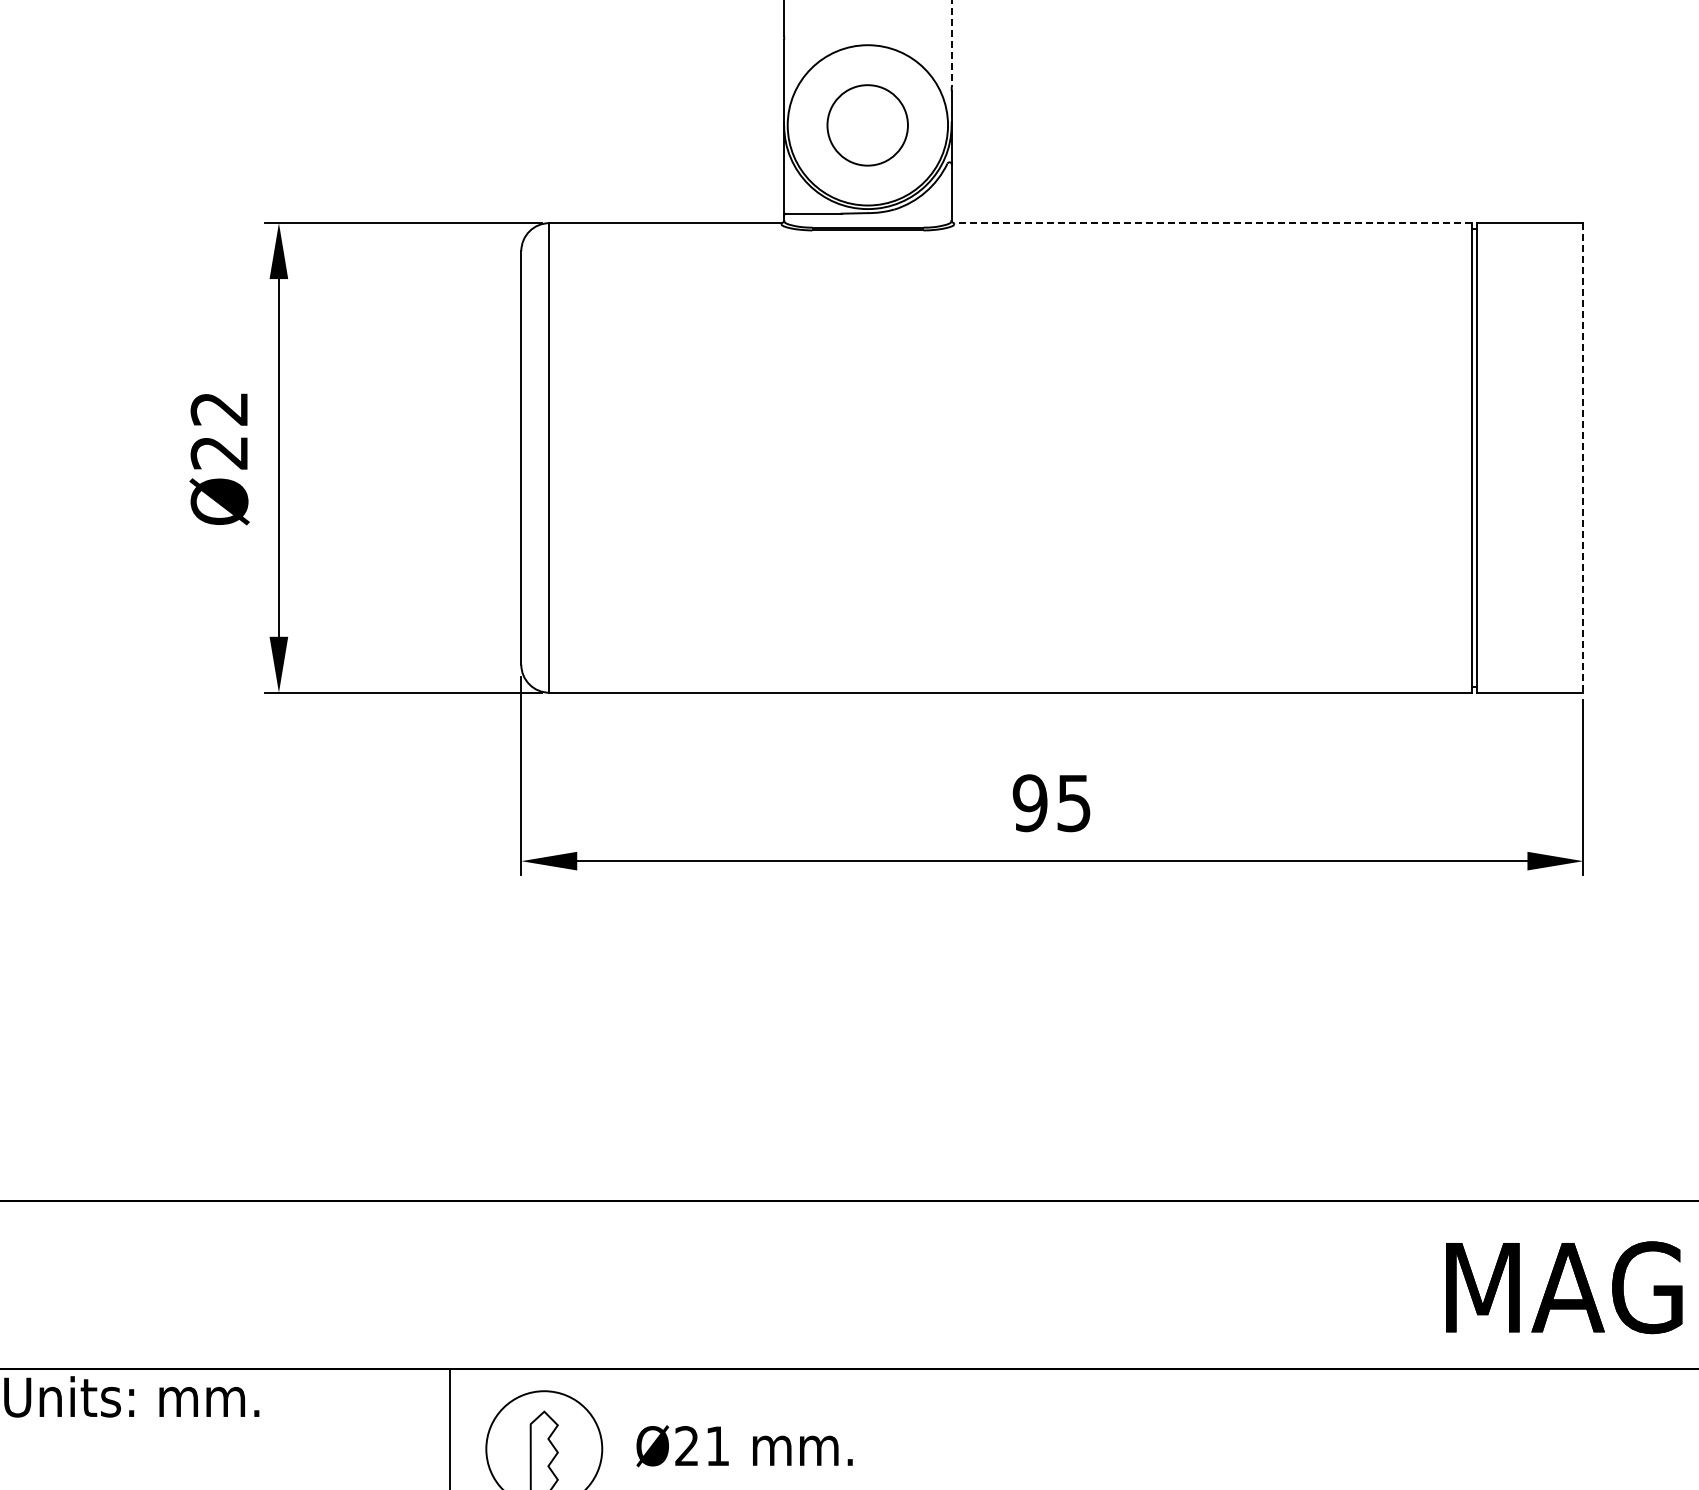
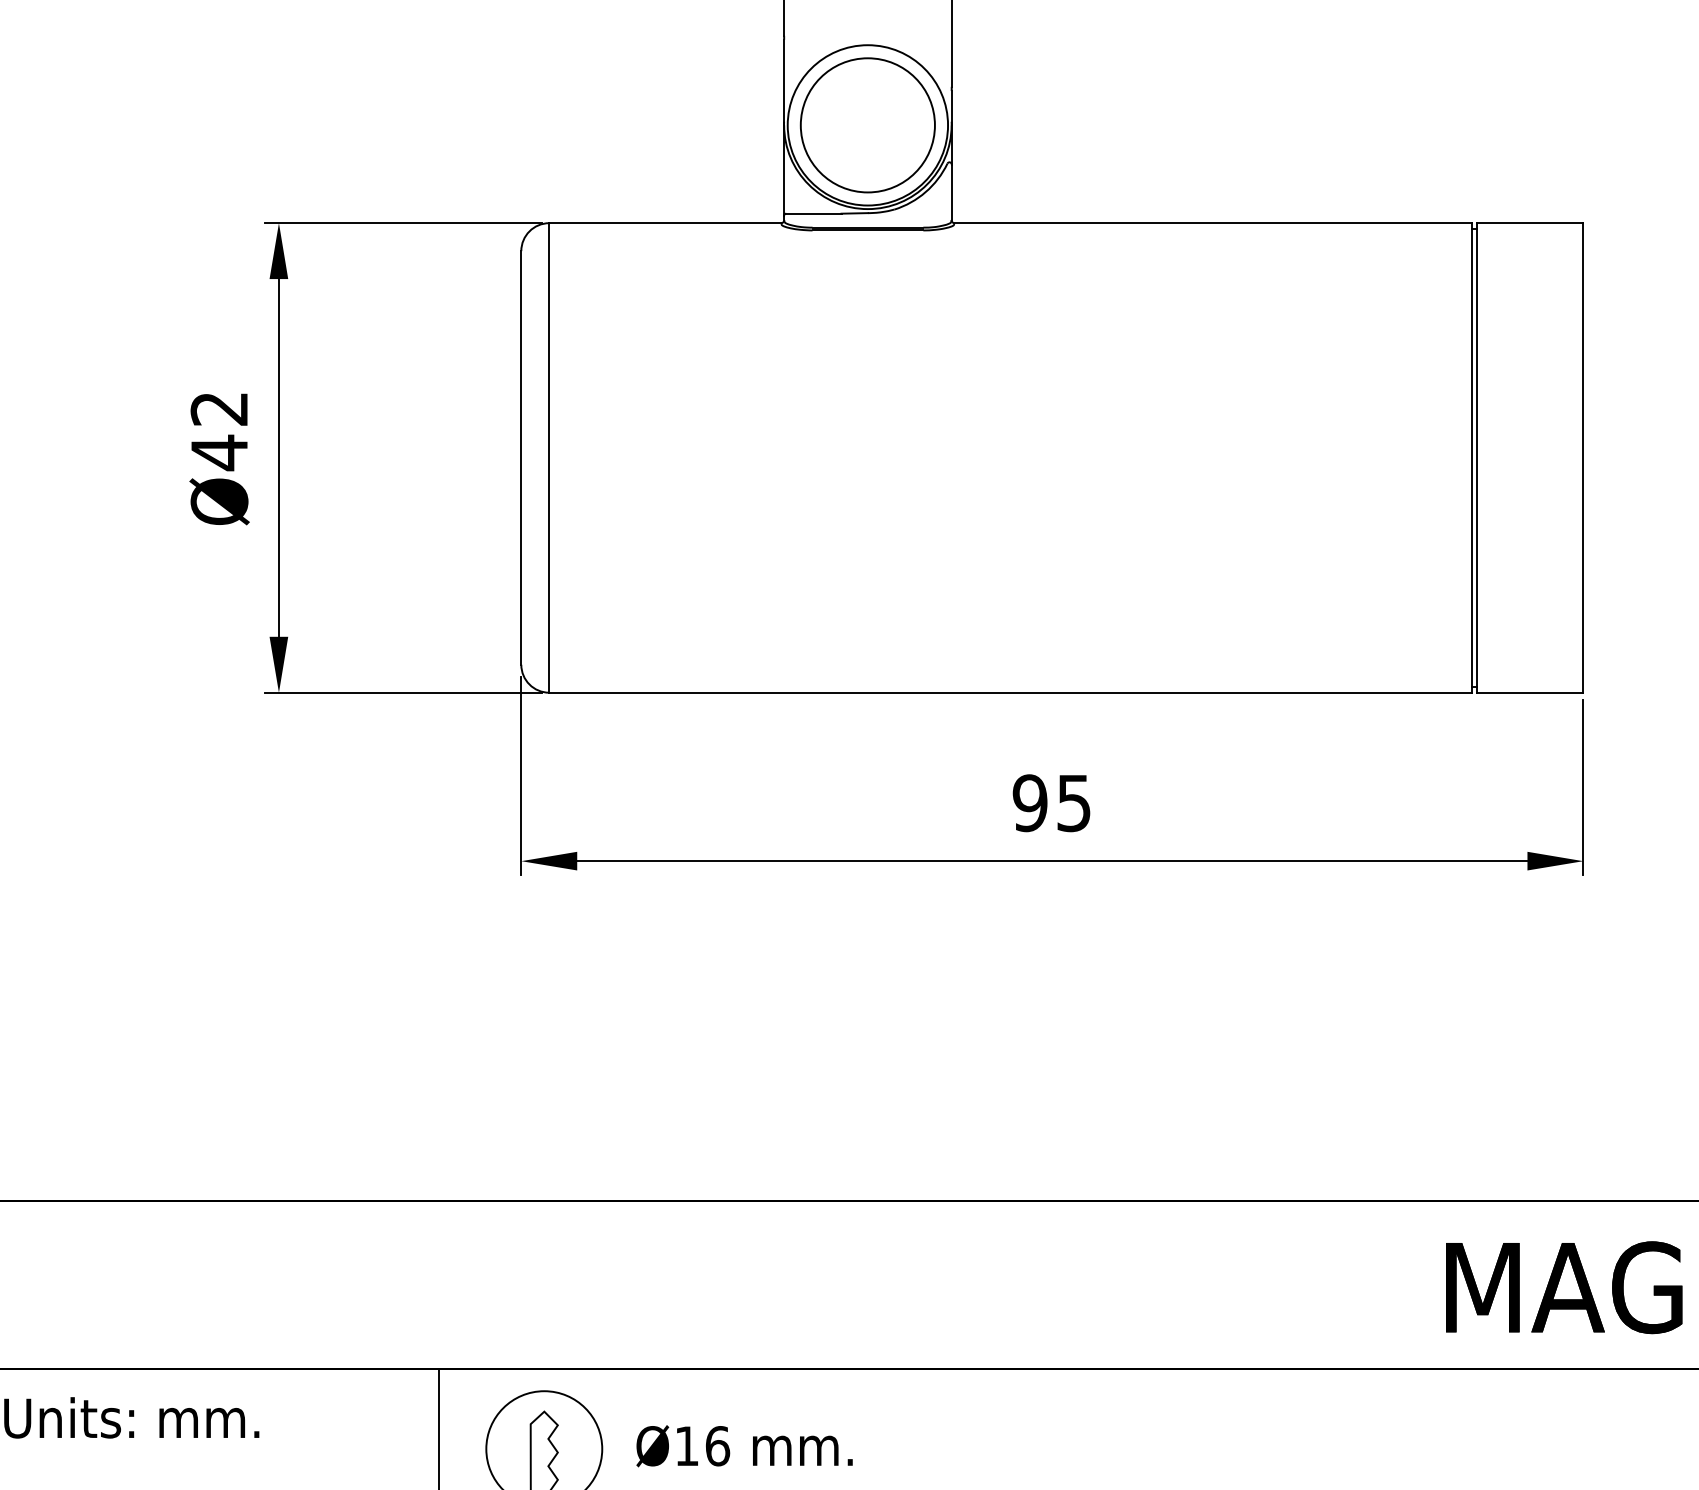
line: dashed -> solid (951, 43)
circle size: 83x83 px -> 137x137 px (867, 125)
line: dashed -> solid (1213, 223)
text: Ø22 -> Ø42 (218, 452)
line: dashed -> solid (1583, 457)
text position: (131, 1396) -> (131, 1417) (131, 1417)
line position: (450, 1427) -> (439, 1427) (439, 1427)
text: Ø21 -> Ø16 (702, 1446)
